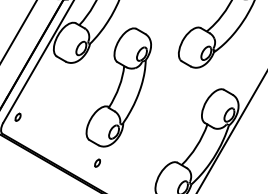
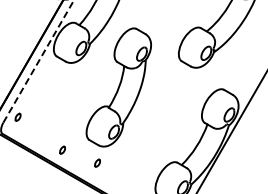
line: present -> none (18, 31)
line: solid -> dashed (38, 61)
part: none -> present (62, 149)
